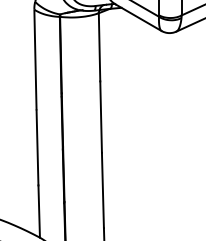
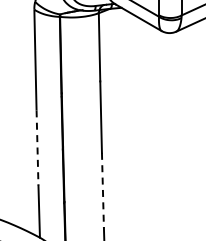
line: solid -> dashed (37, 147)
line: solid -> dashed (102, 190)
